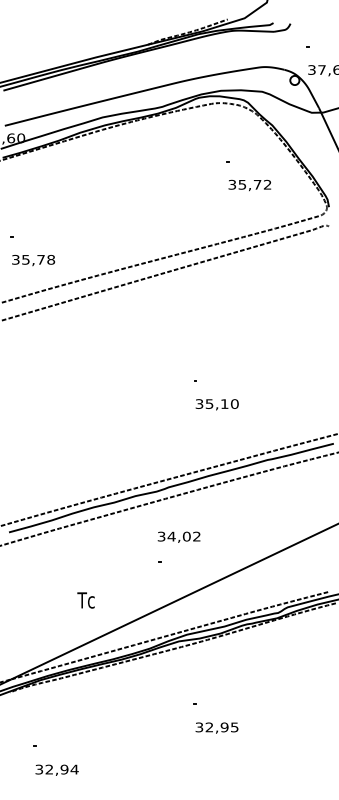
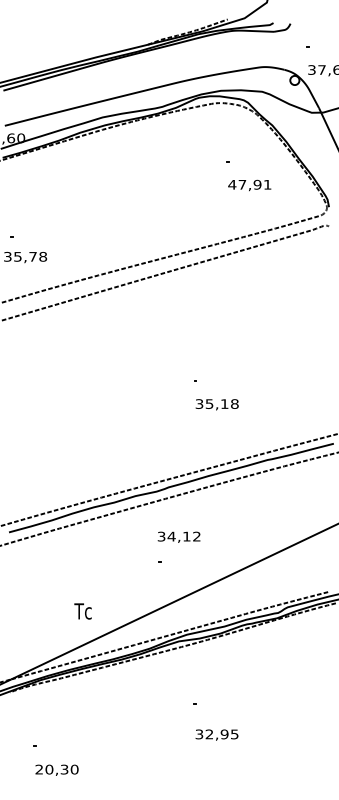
text: 35,72 -> 47,91 (249, 184)
text position: (33, 260) -> (25, 257) (25, 257)
text: 35,10 -> 35,18 (234, 403)
text: 34,02 -> 34,12 (186, 536)
text position: (85, 600) -> (82, 611) (82, 611)
text position: (216, 727) -> (216, 734) (216, 734)
text: 32,94 -> 20,30 (56, 769)
